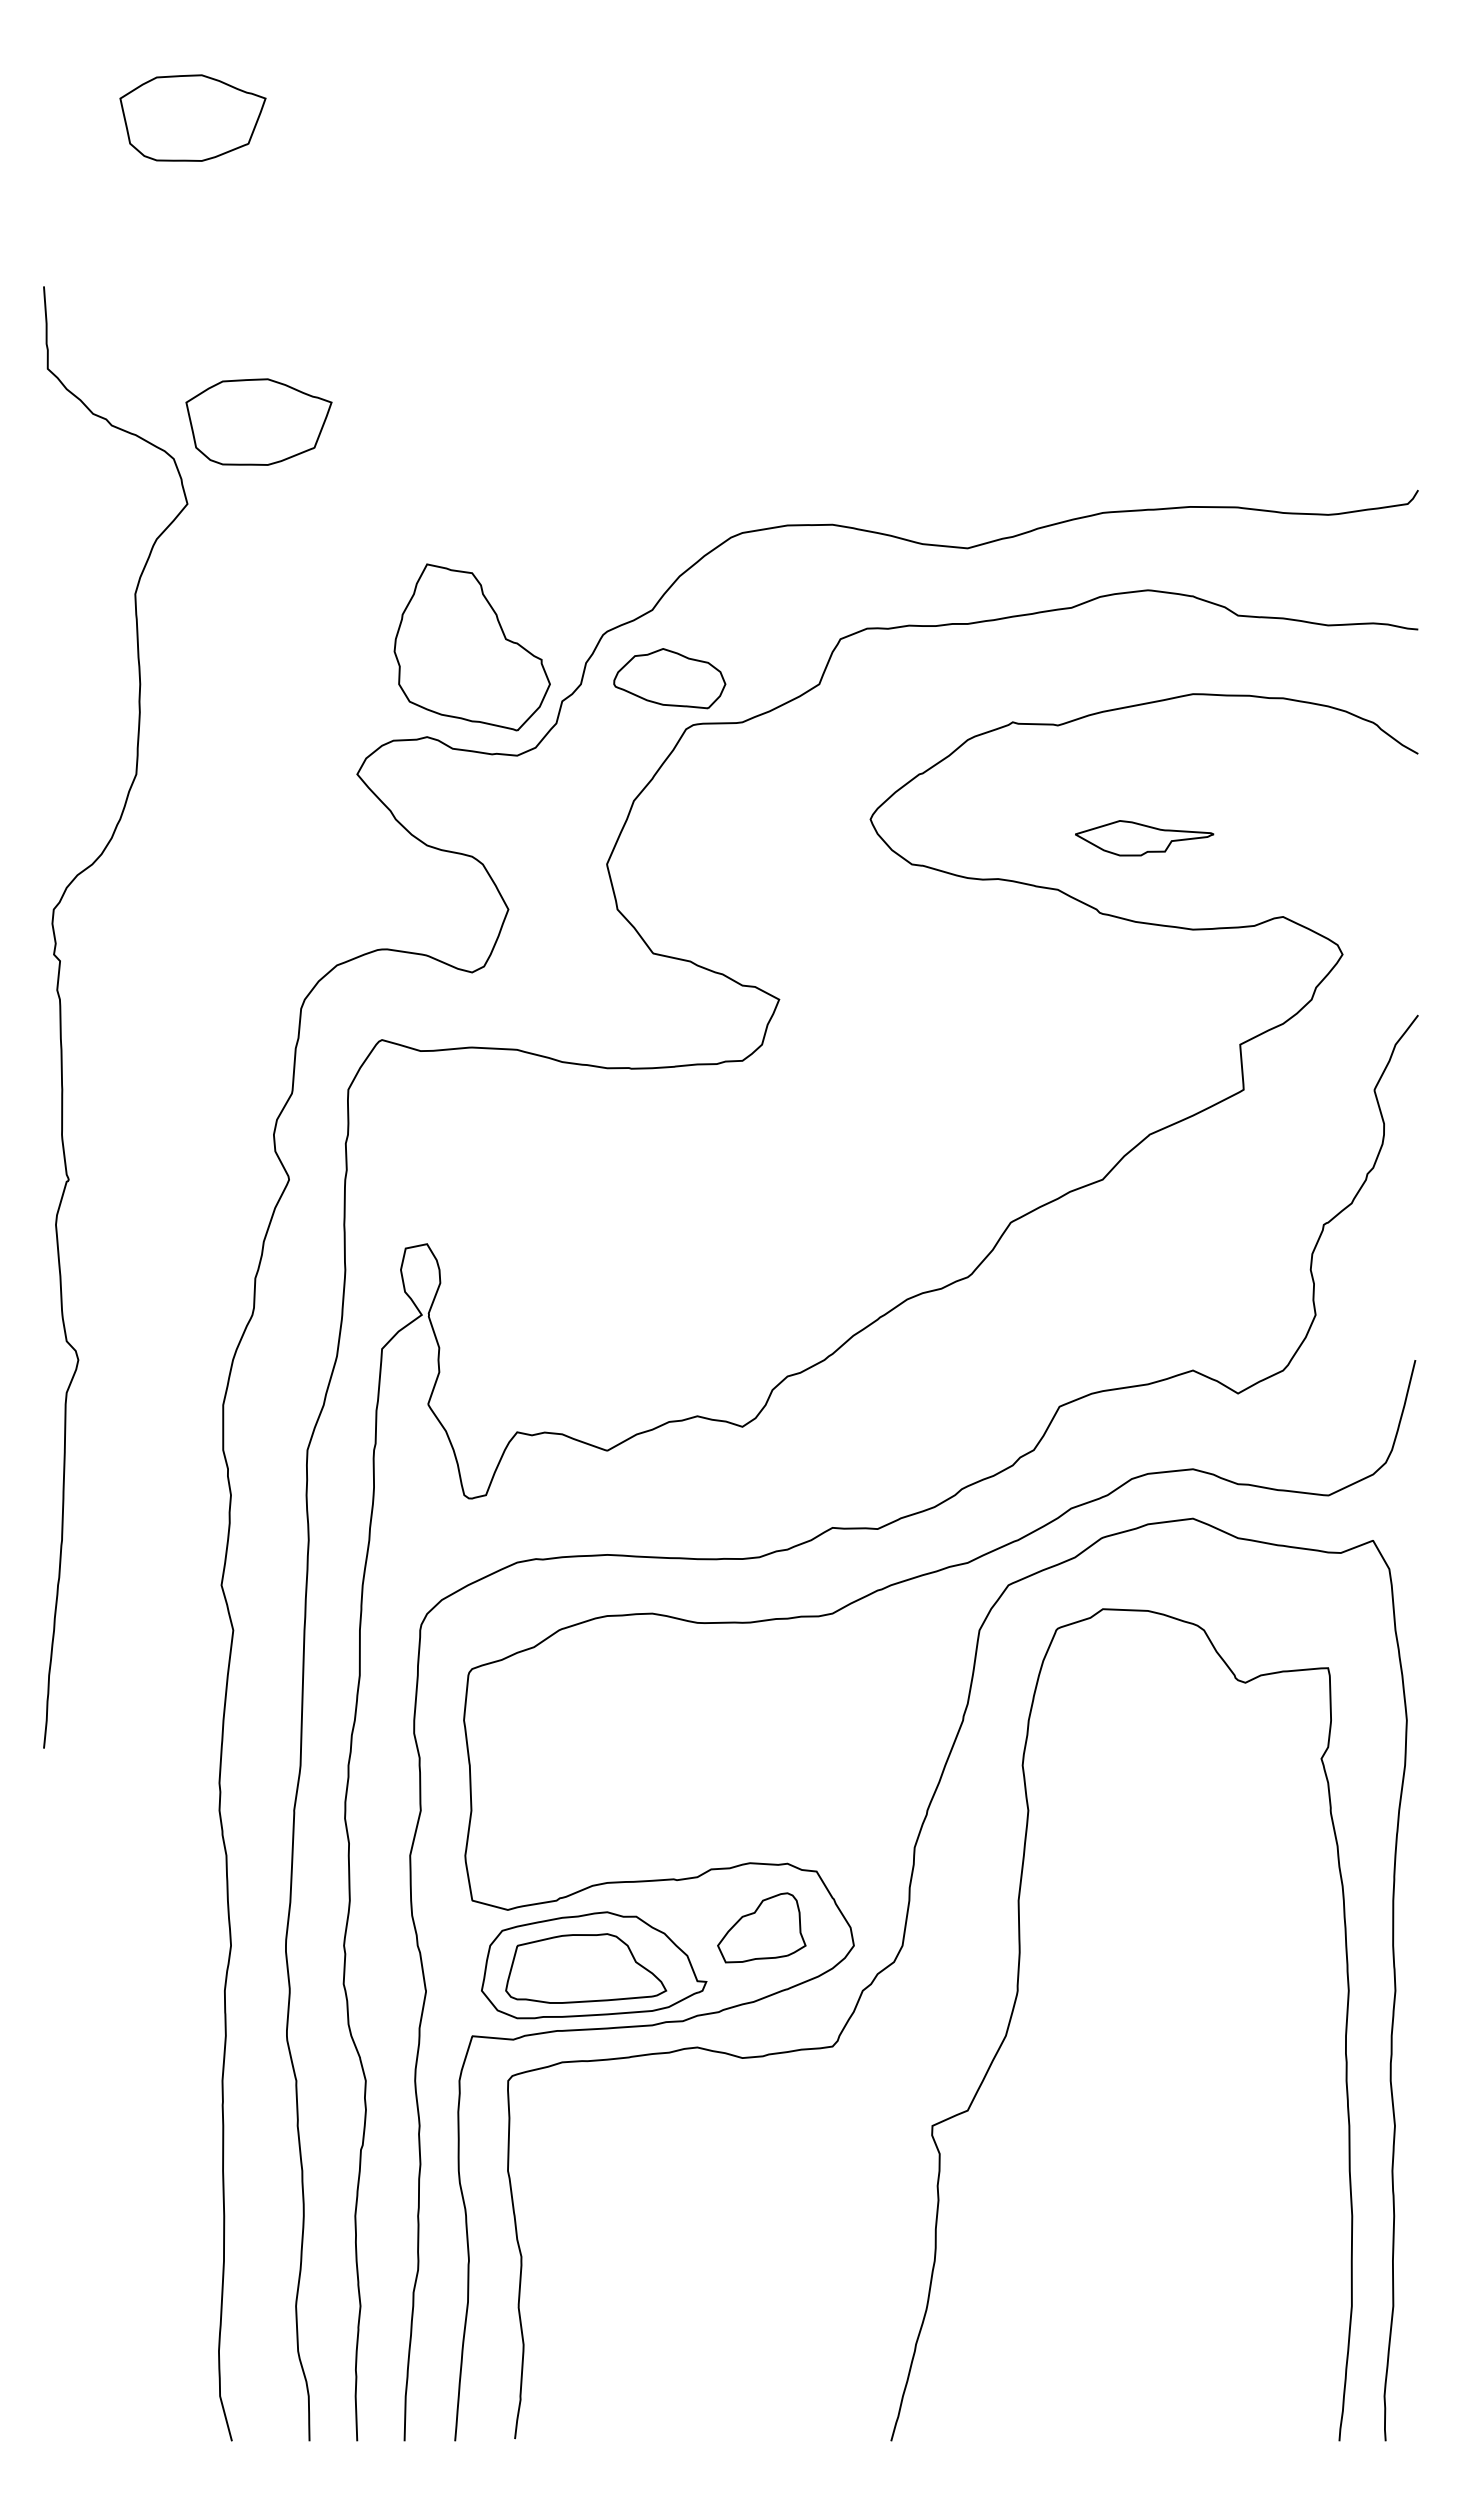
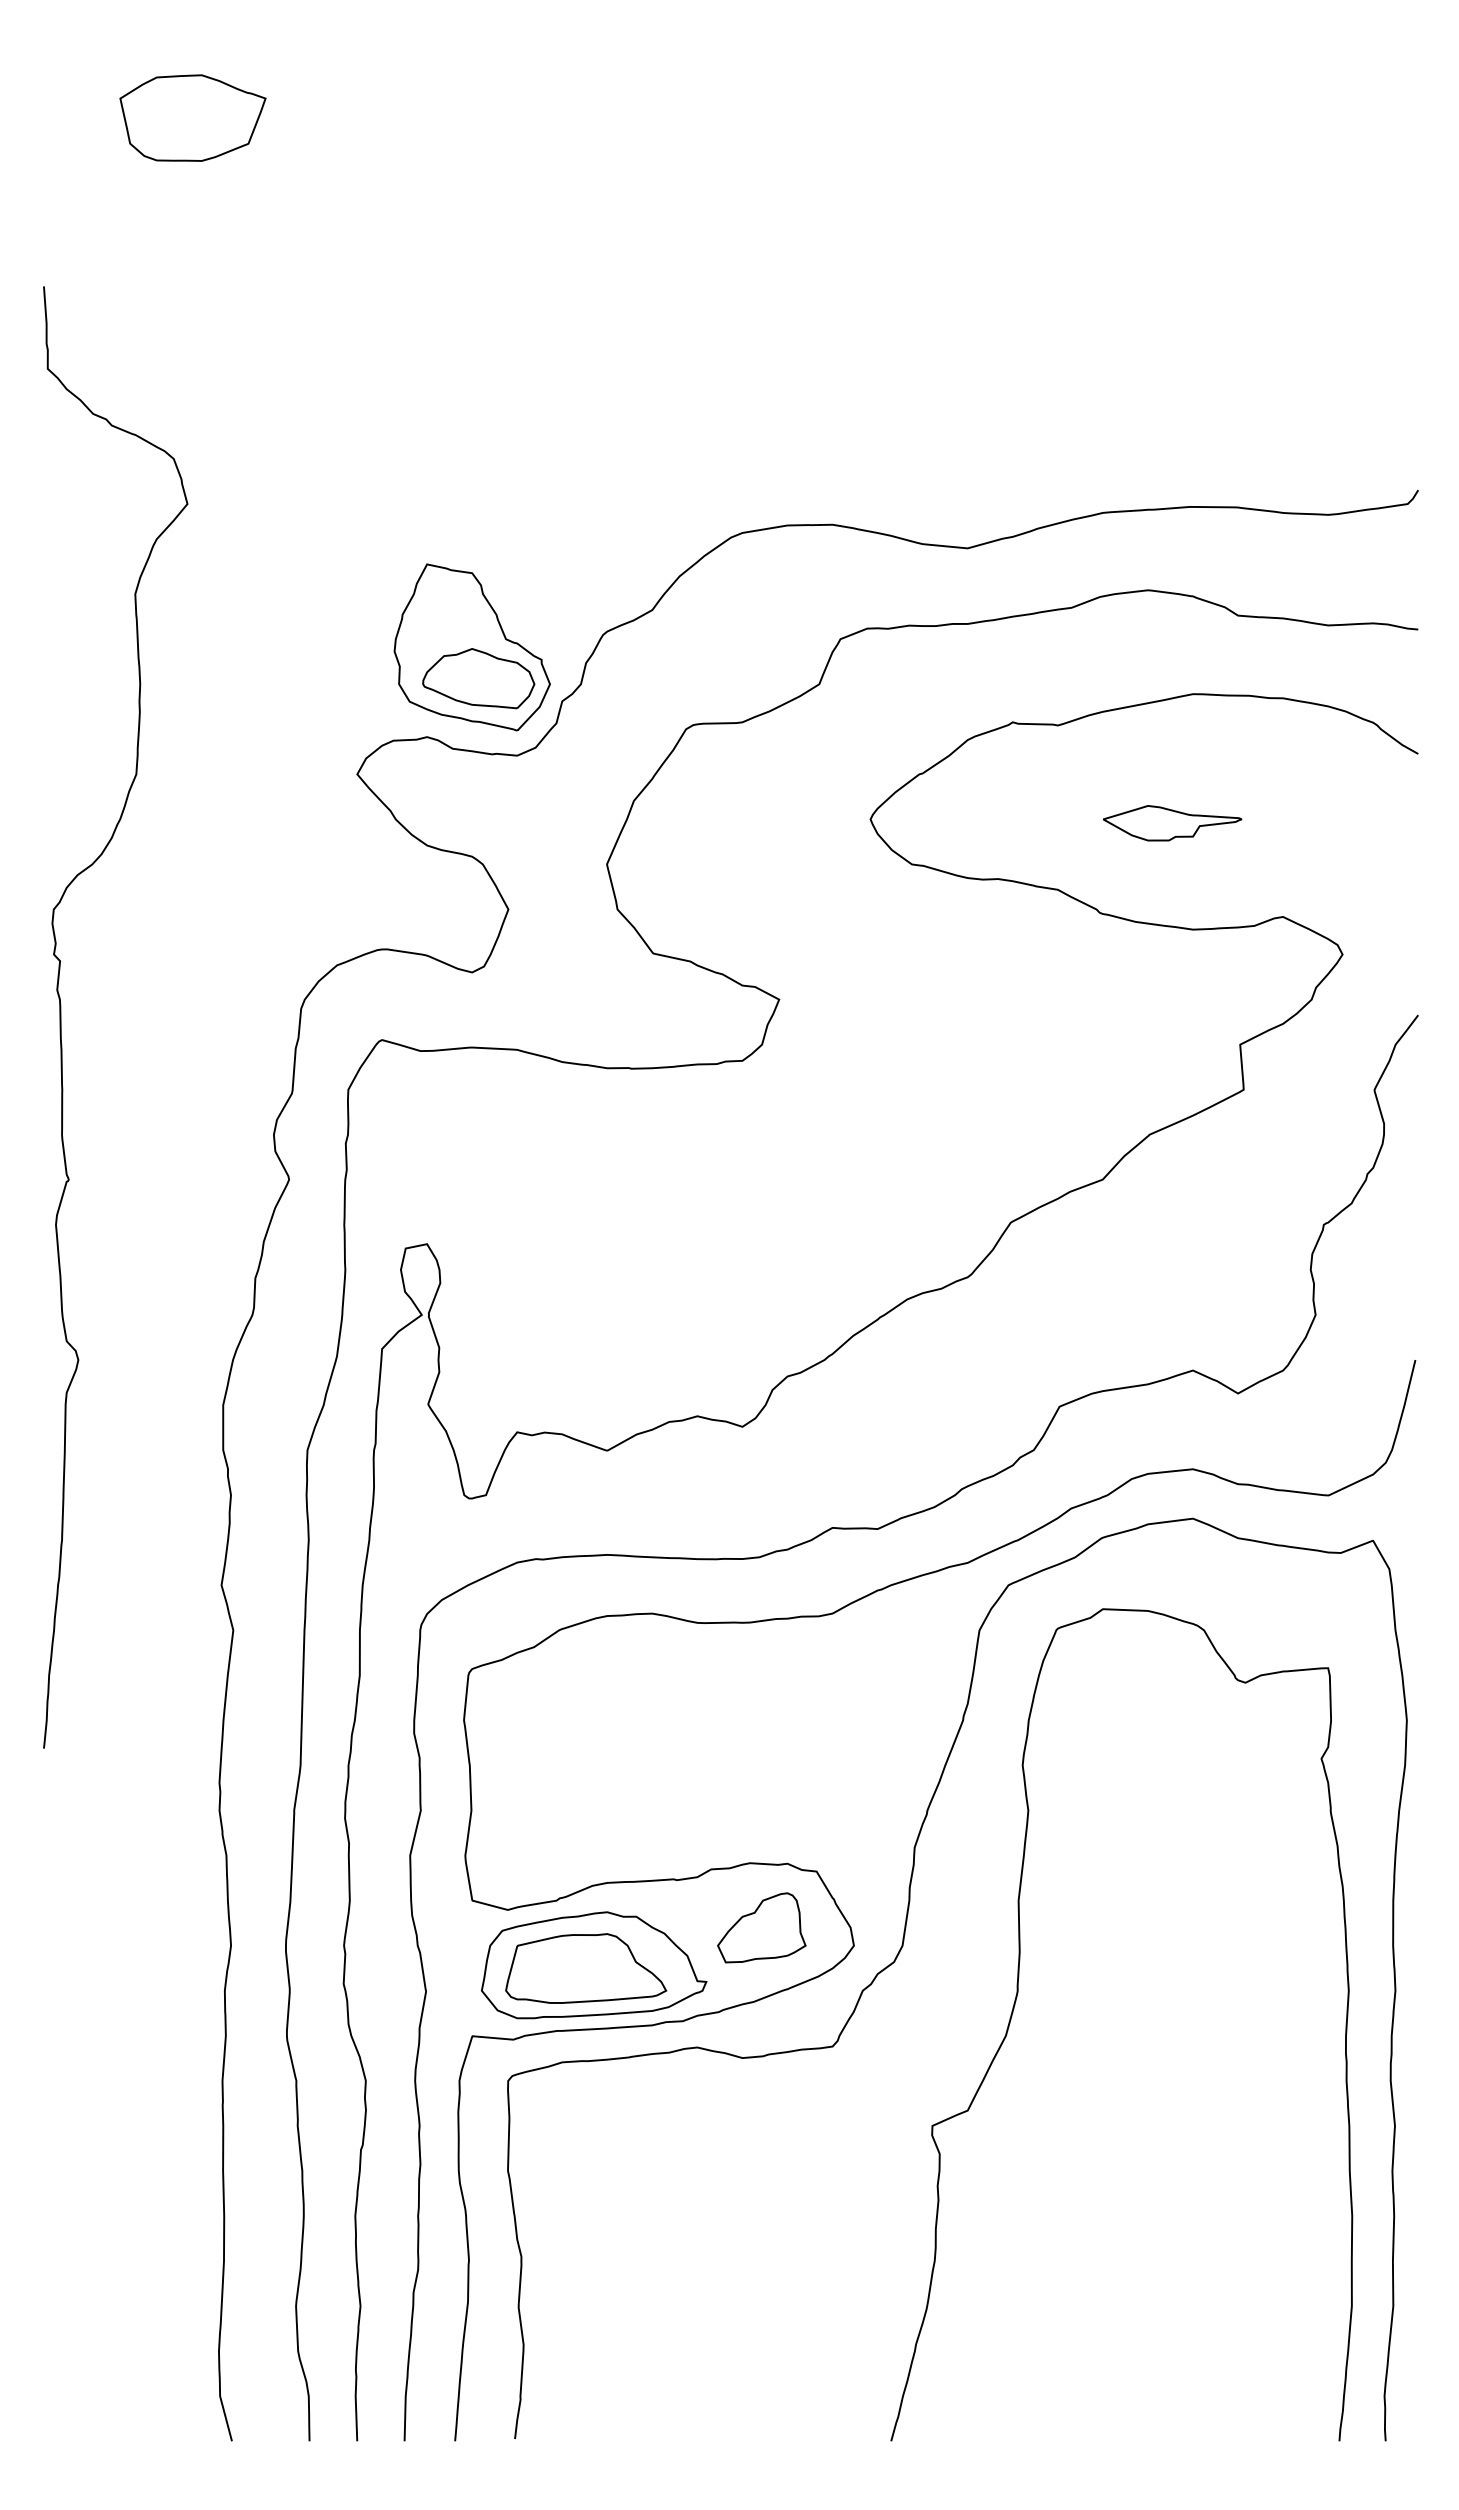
part: present -> none (258, 421)
part position: (669, 678) -> (478, 678) (478, 678)
part position: (1144, 838) -> (1172, 823) (1172, 823)
